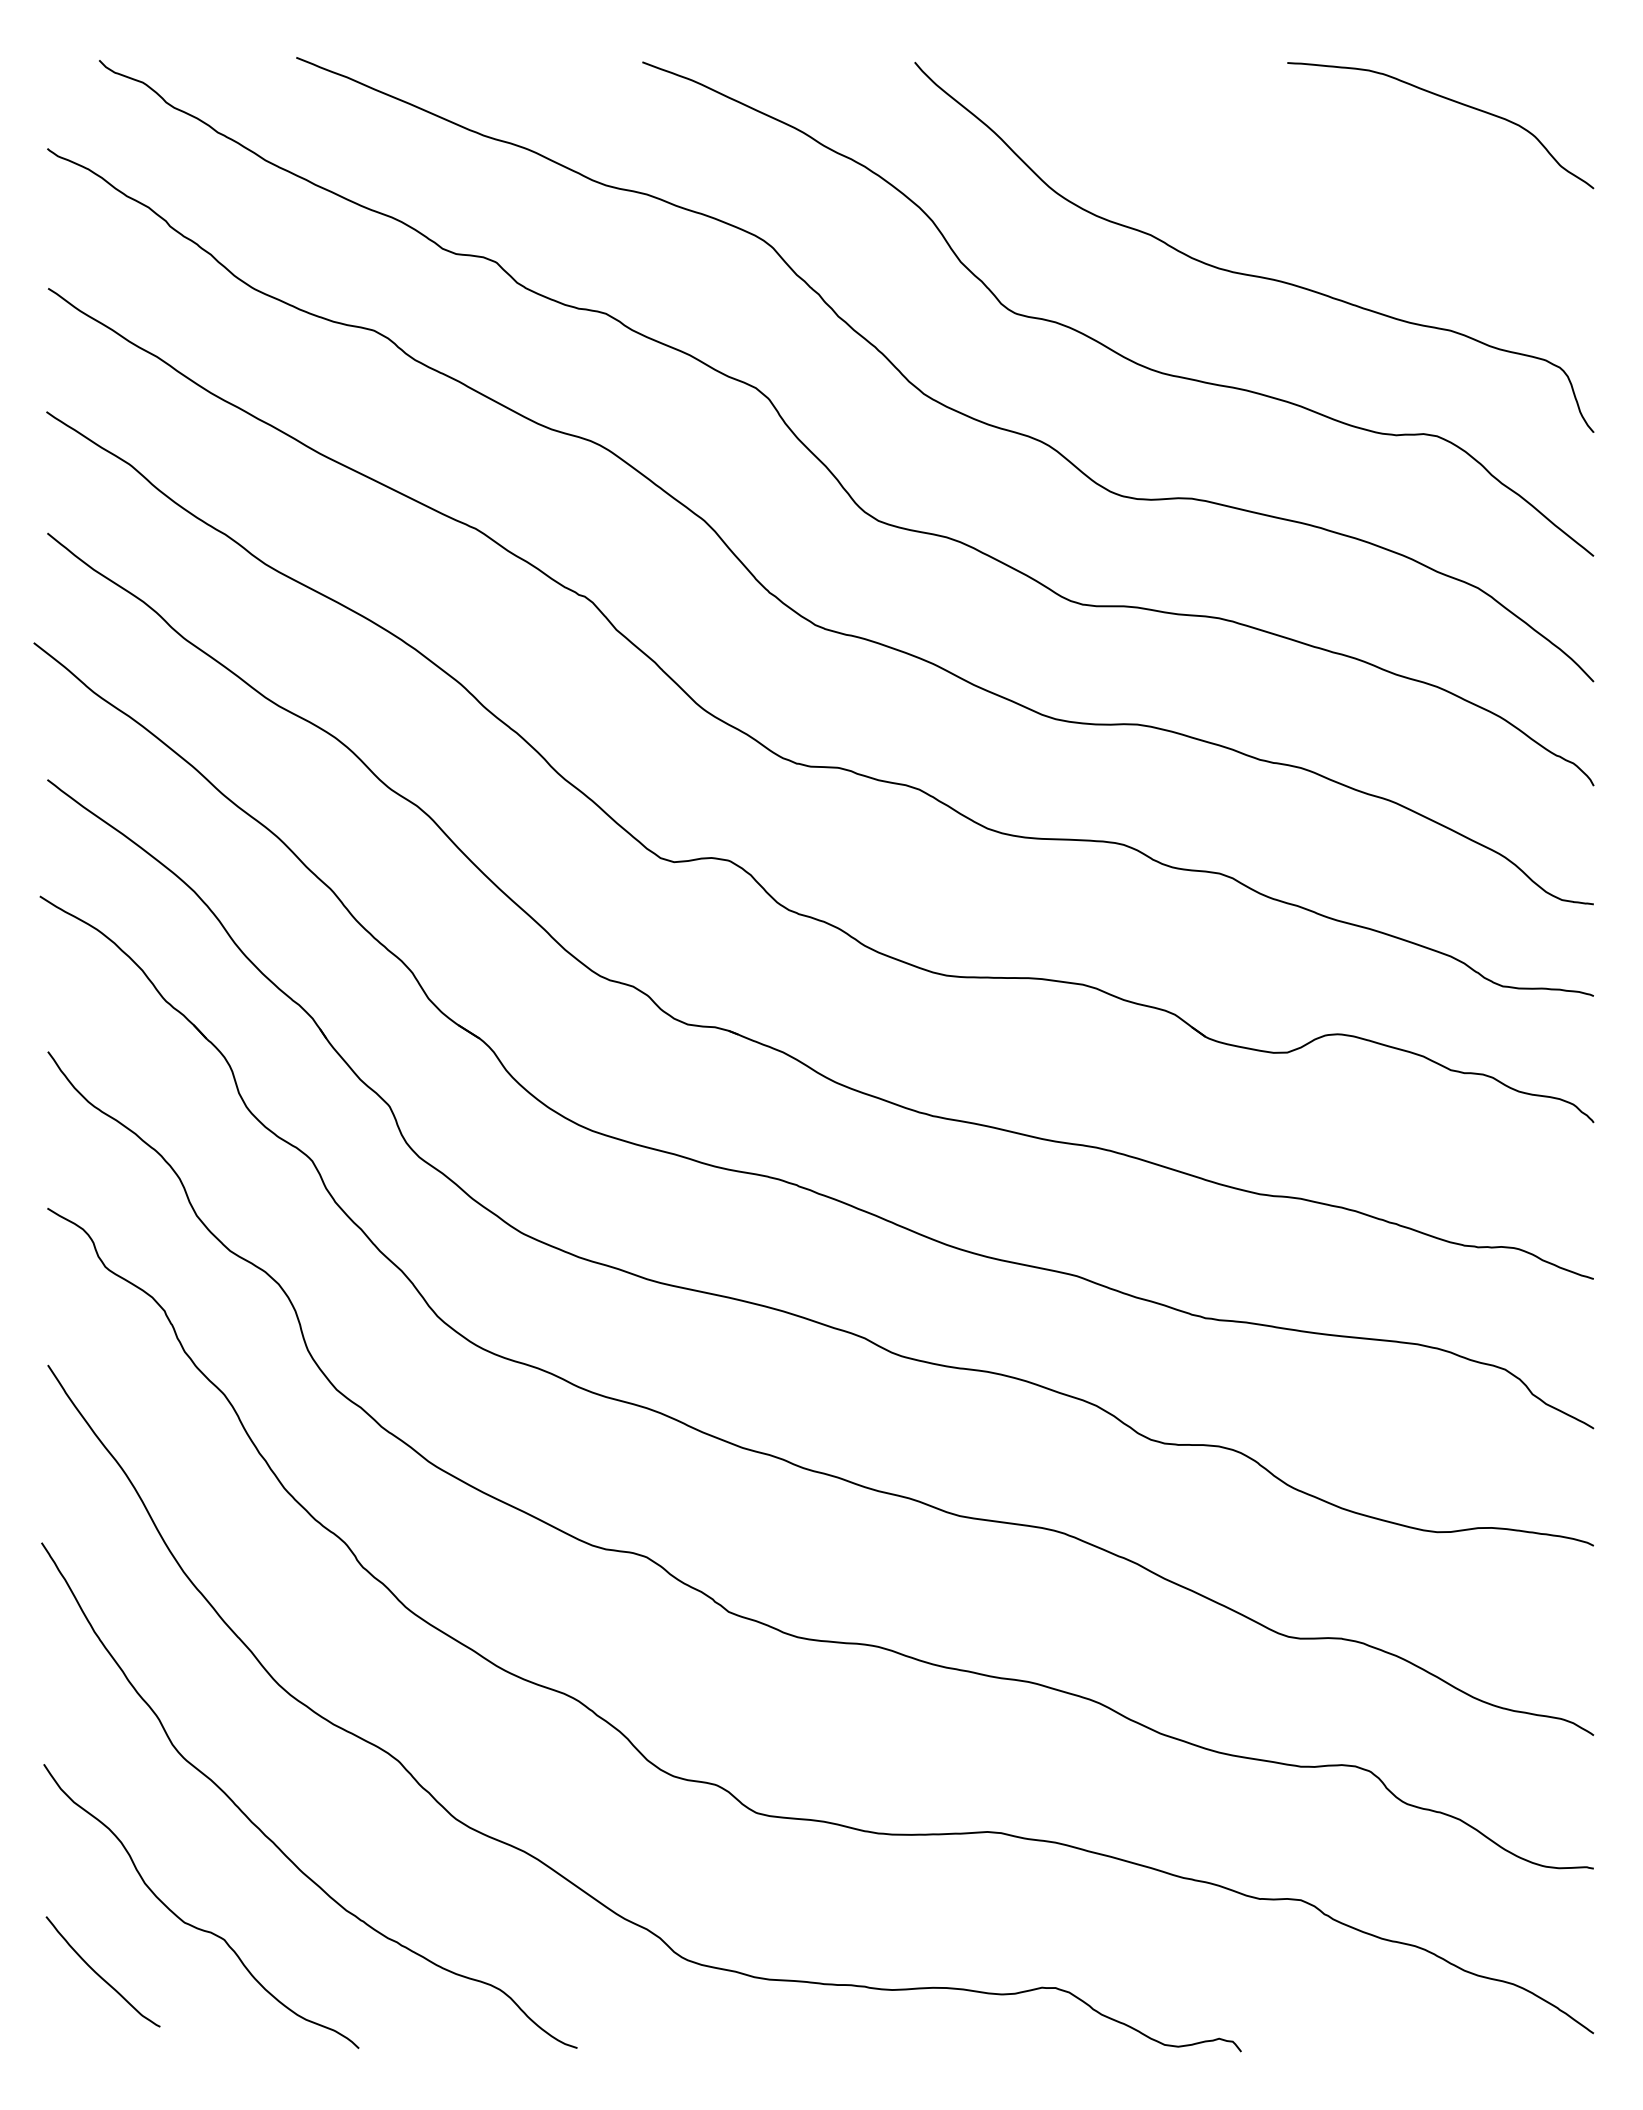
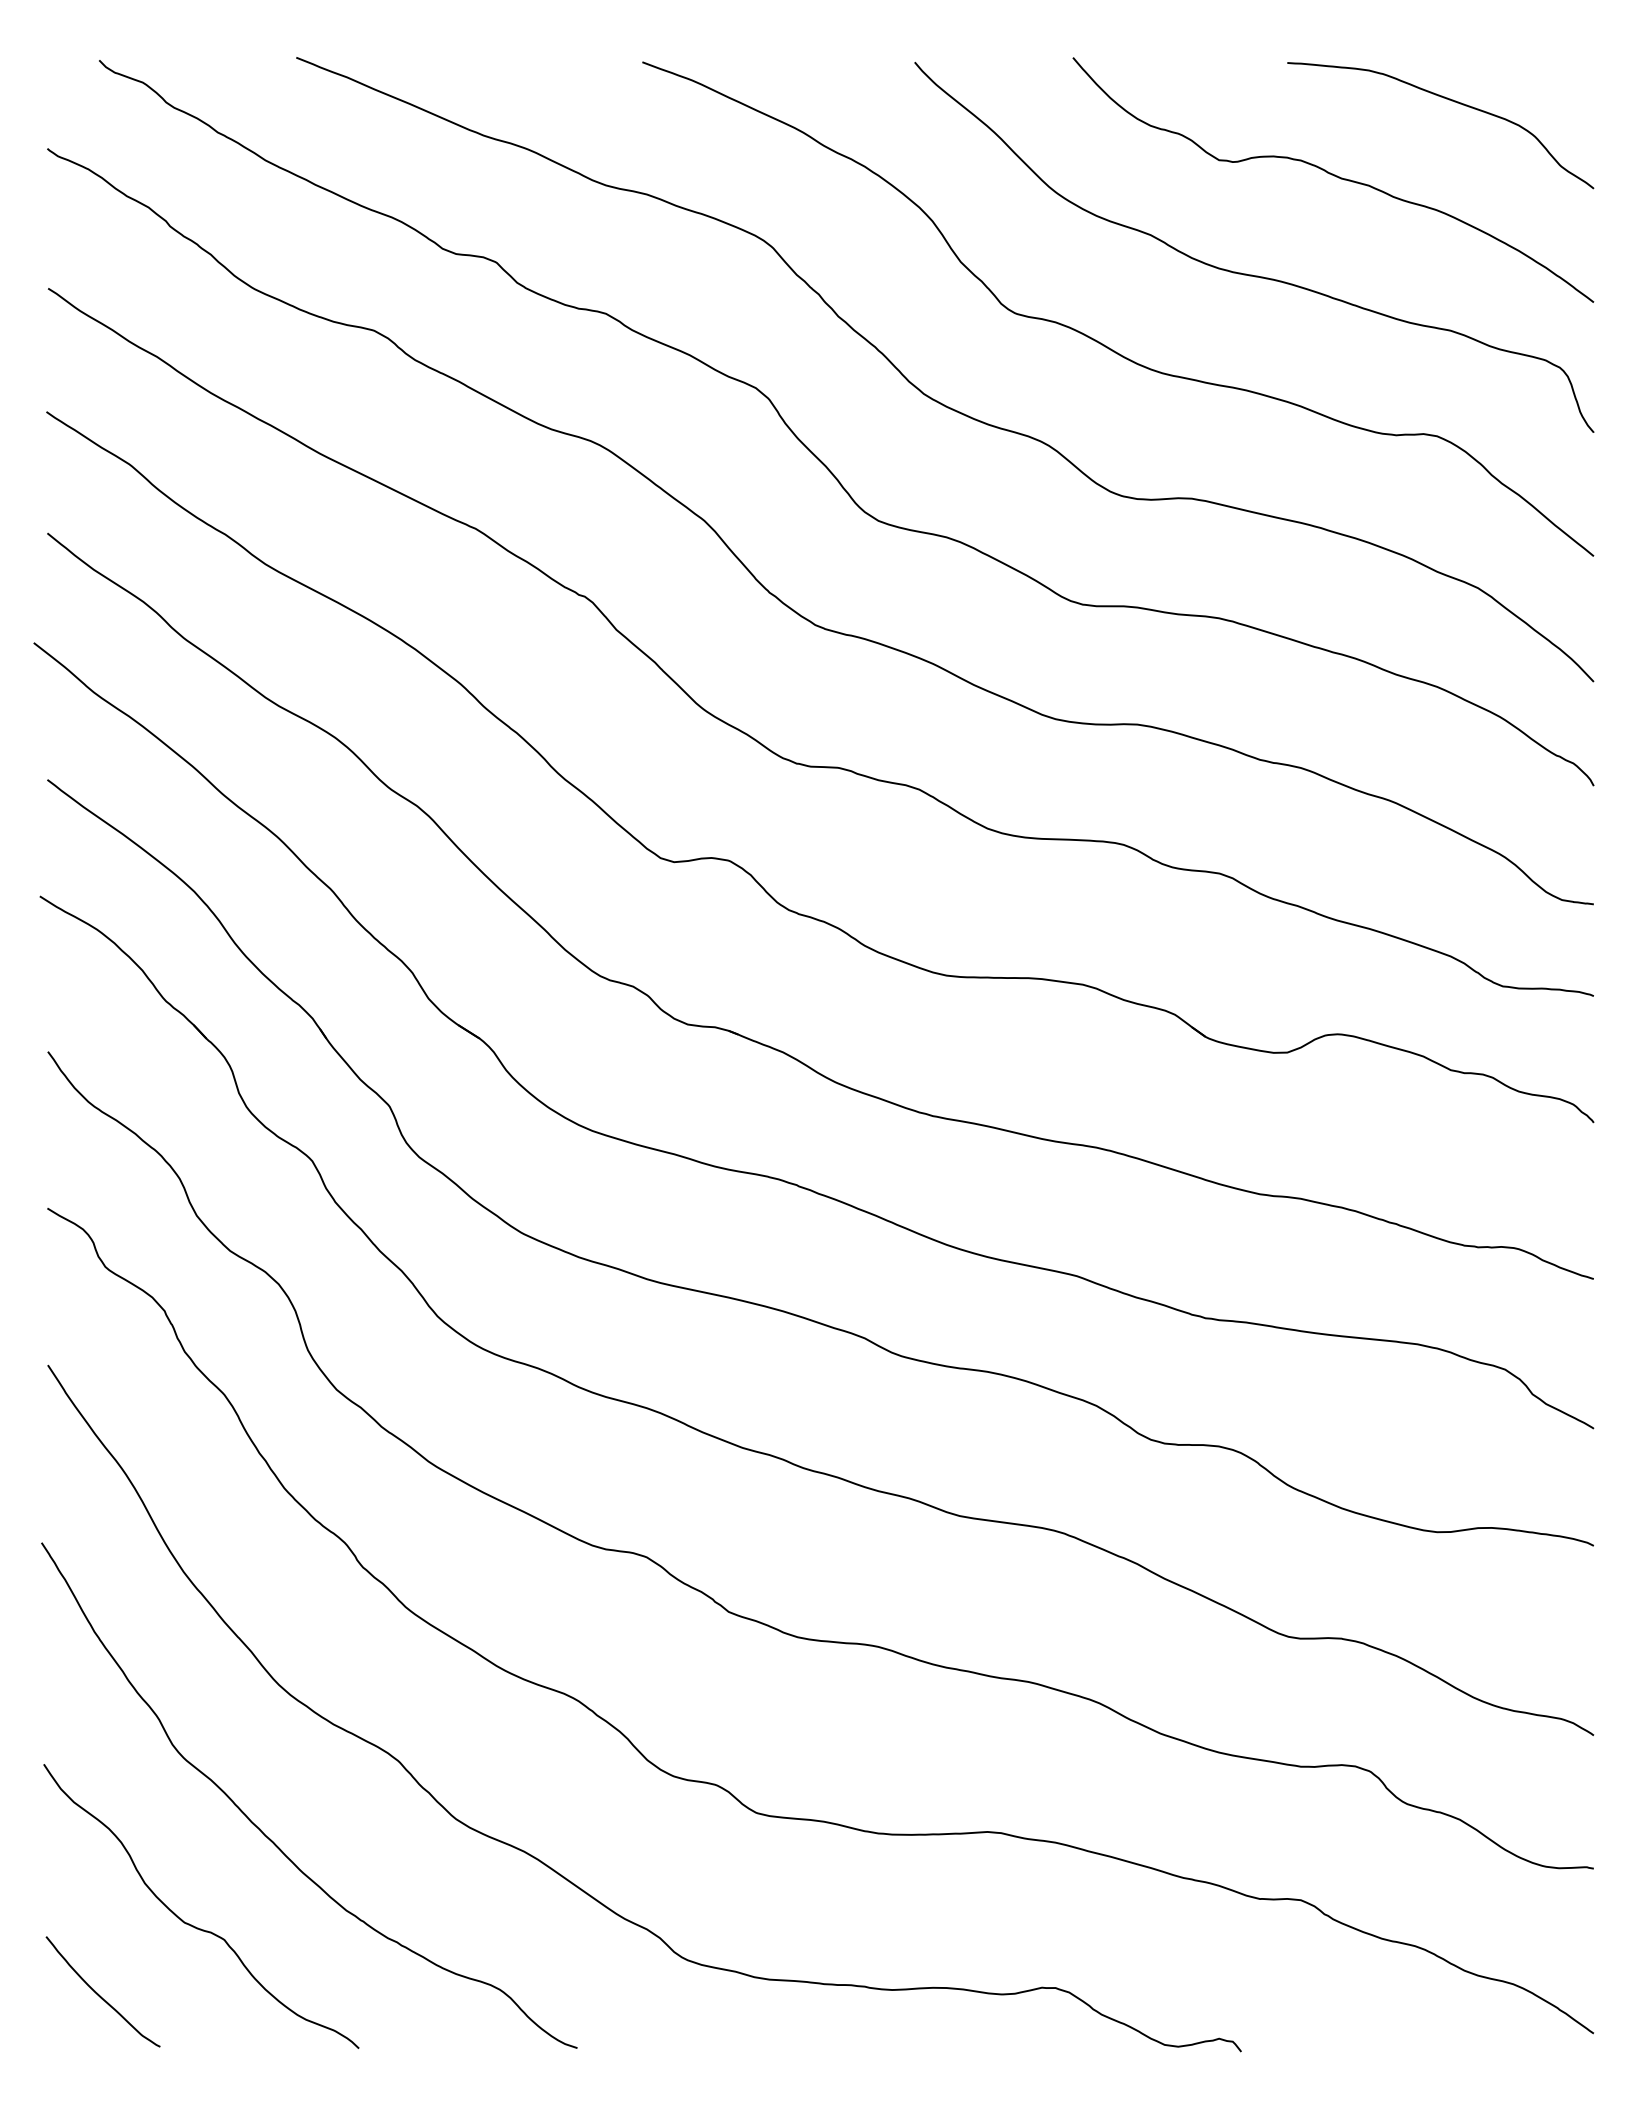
curve: none -> present (1334, 176)
curve position: (99, 1974) -> (99, 1994) (99, 1994)
